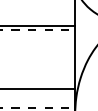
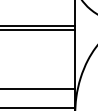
line: dashed -> solid (38, 30)
line: dashed -> solid (38, 107)
